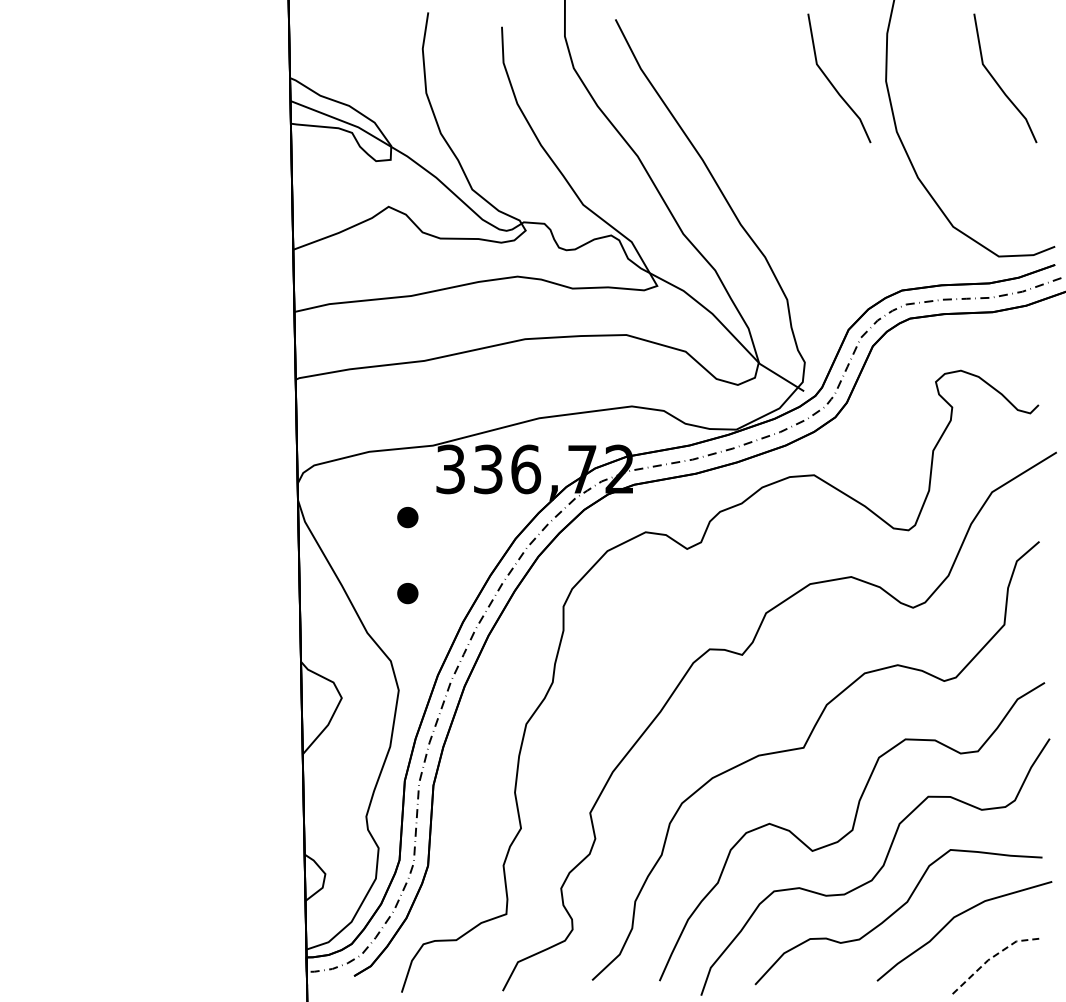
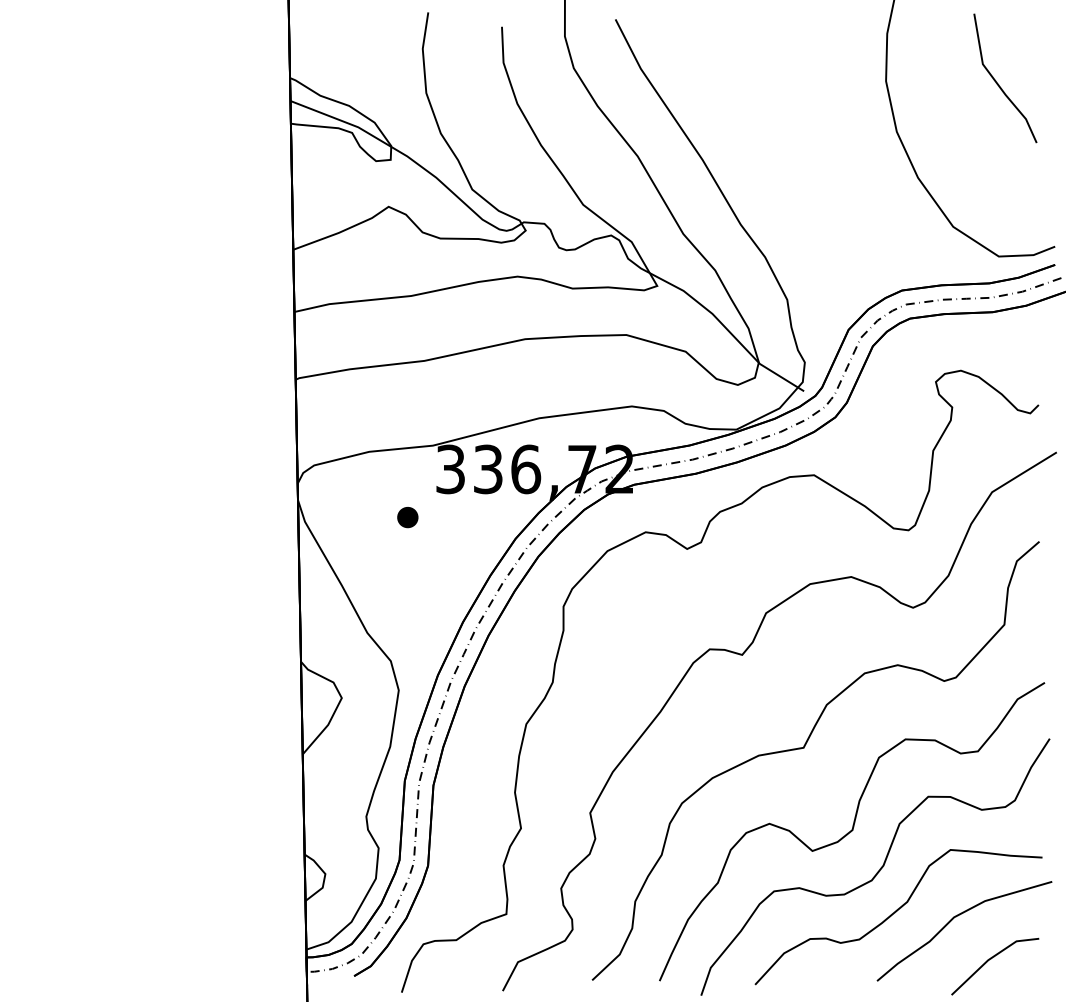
line: present -> none (833, 84)
part: present -> none (407, 593)
line: dashed -> solid (990, 958)
